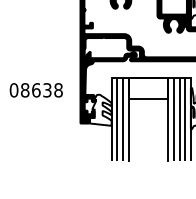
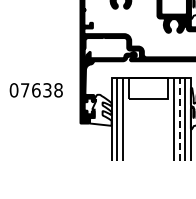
text: 08638 -> 07638 (25, 90)
line: present -> none (128, 119)
line: present -> none (168, 119)
line: solid -> dashed (179, 119)
